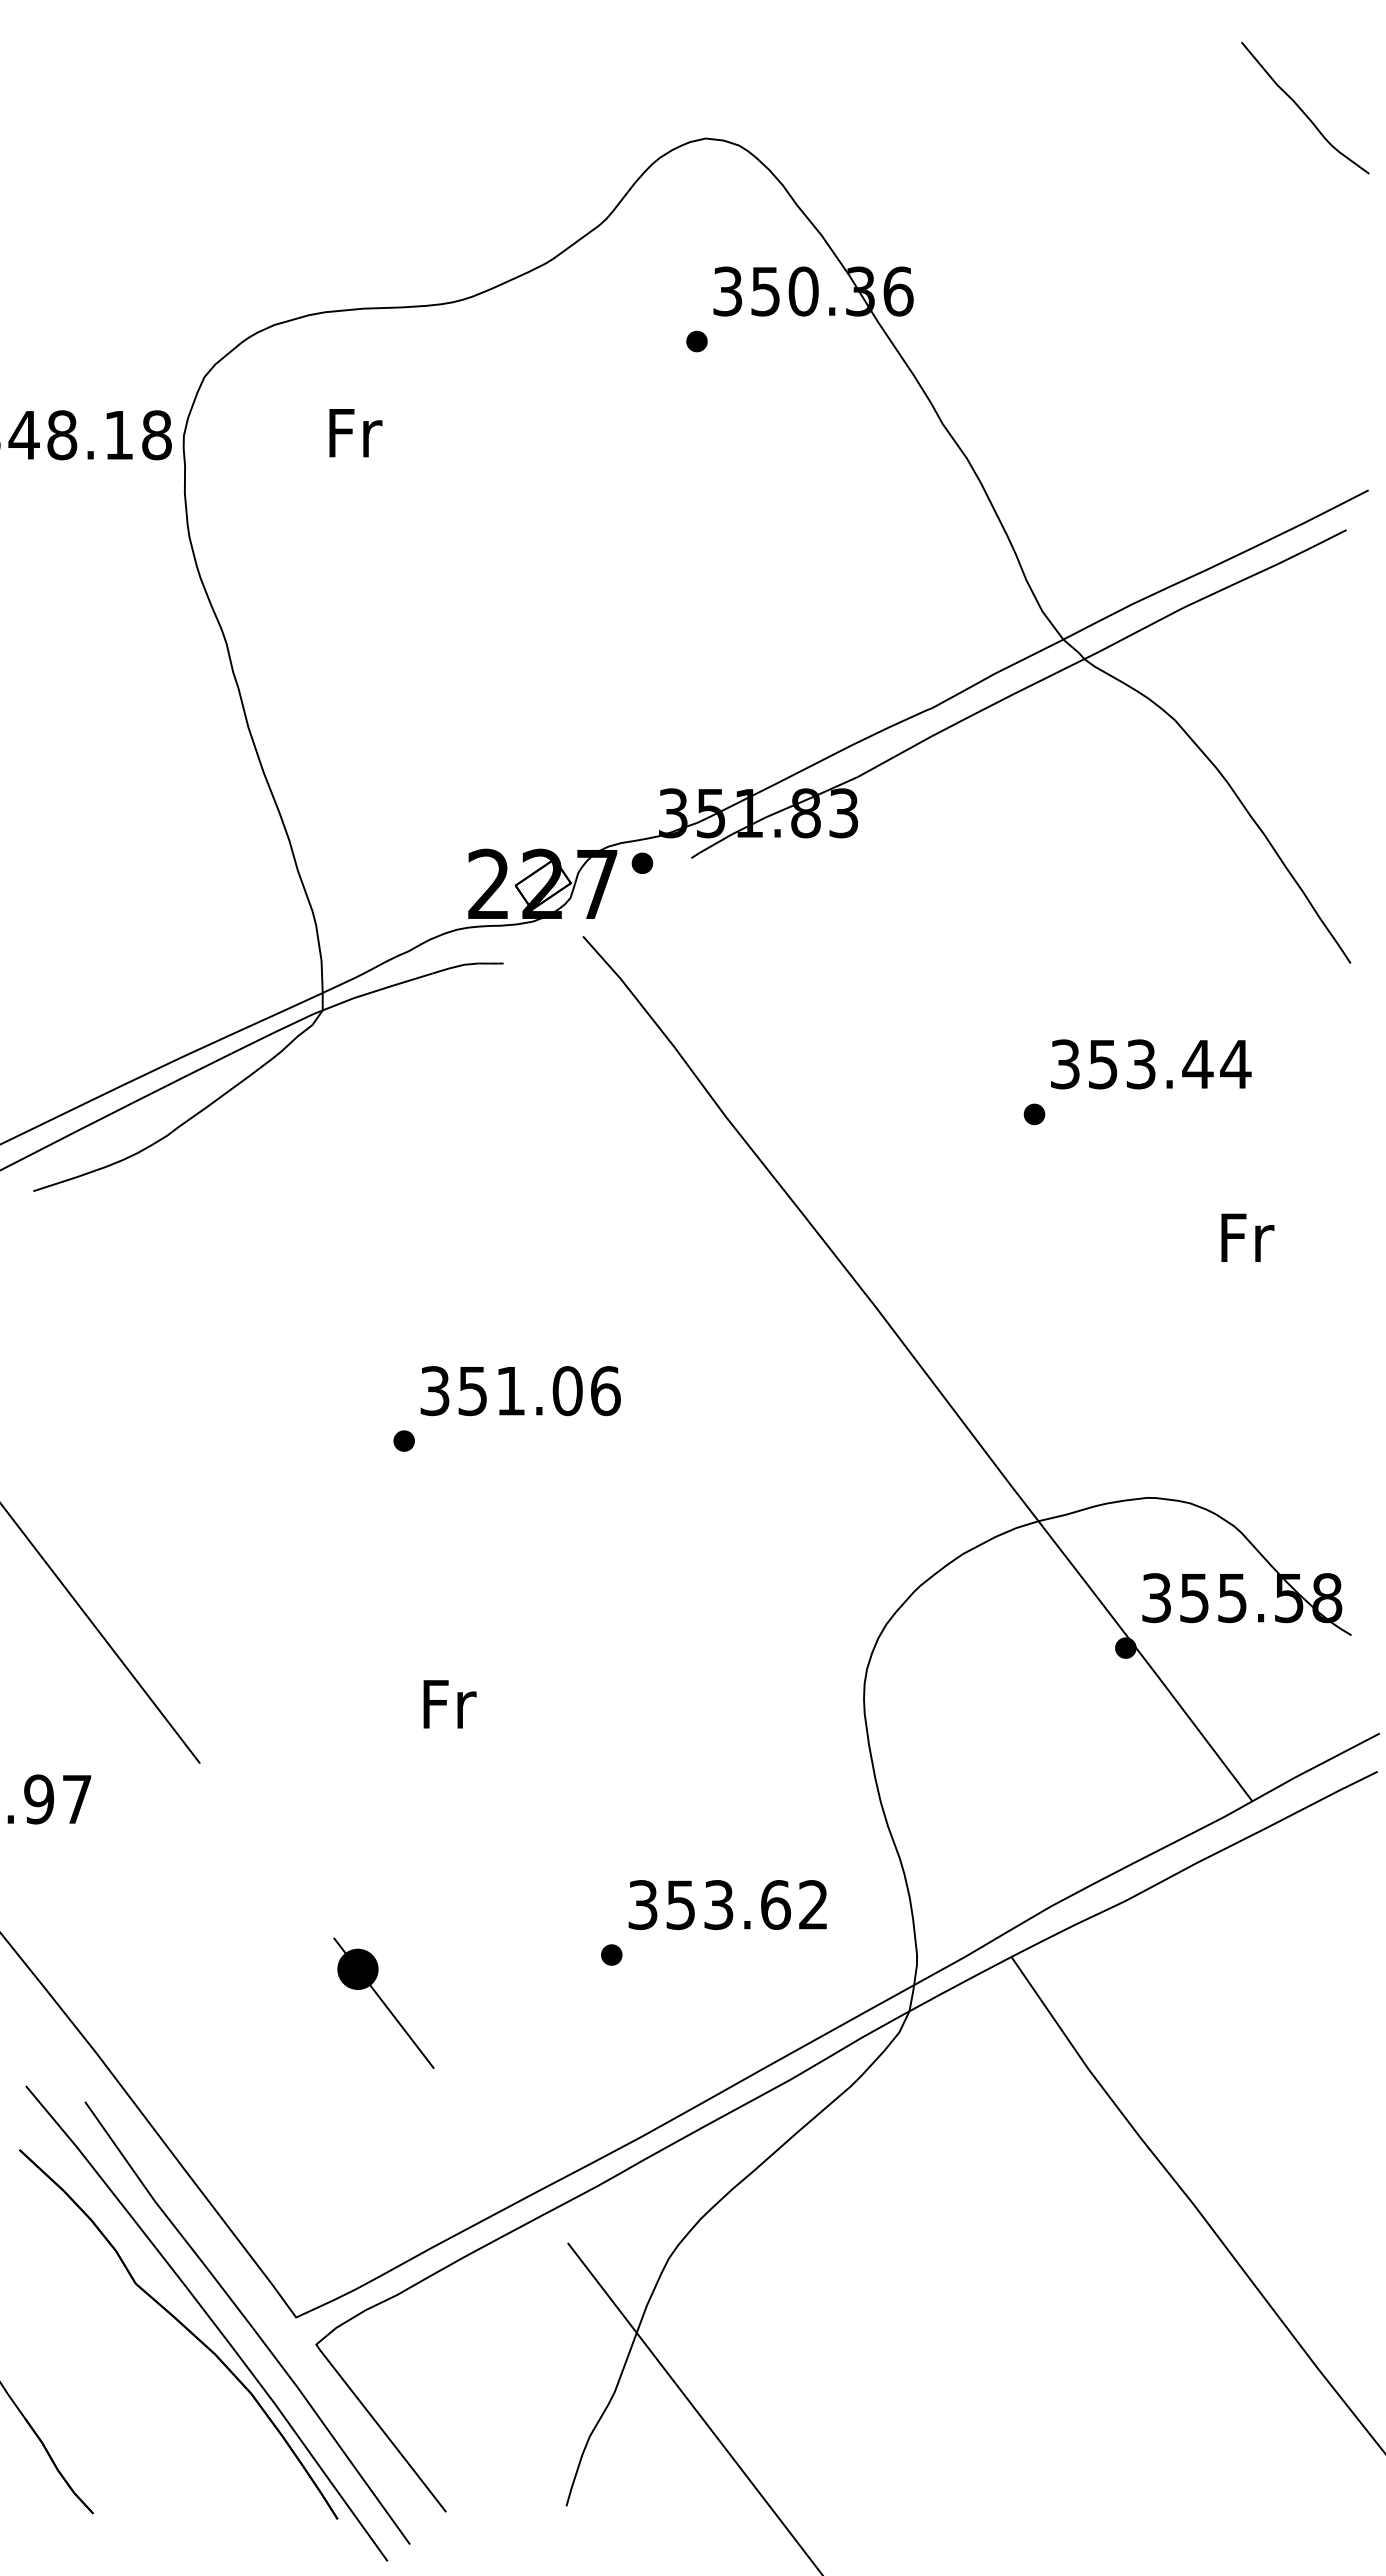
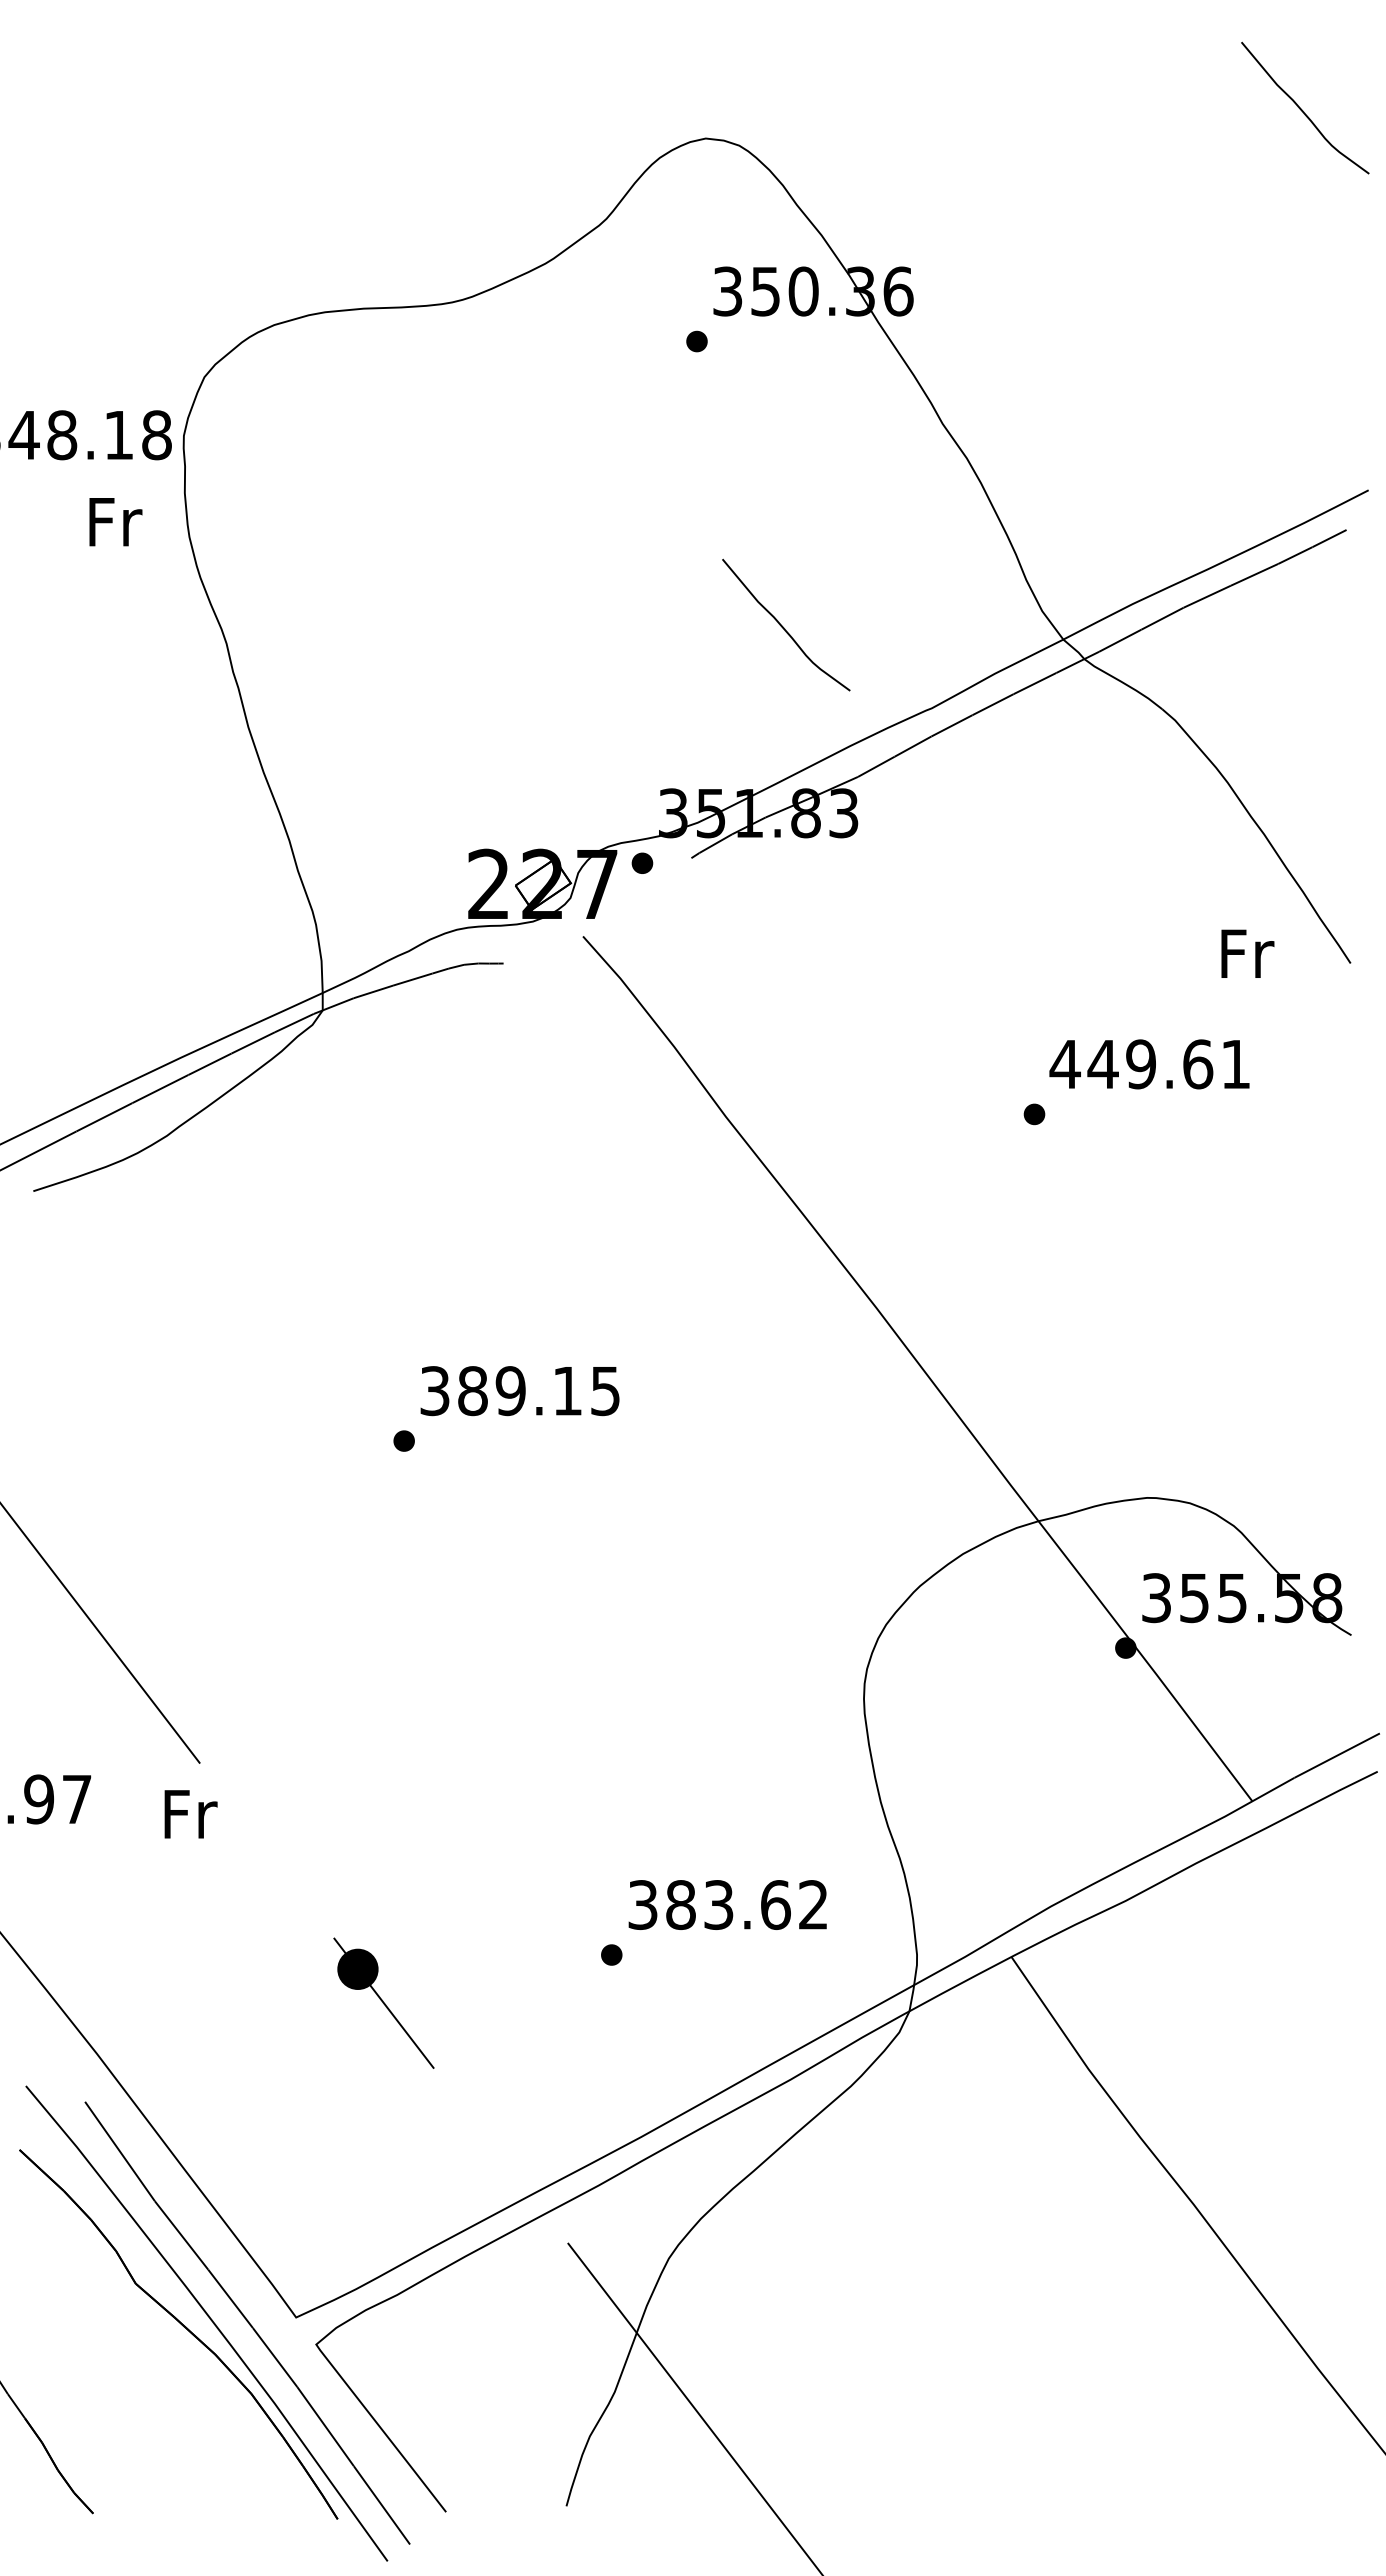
text position: (355, 433) -> (115, 522) (115, 522)
curve: none -> present (783, 626)
text: 353.44 -> 449.61 (1150, 1064)
text position: (1247, 1237) -> (1247, 953) (1247, 953)
text: 351.06 -> 389.15 (539, 1391)
text position: (449, 1704) -> (190, 1814) (190, 1814)
text: 353.62 -> 383.62 (680, 1905)
